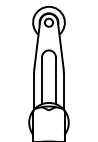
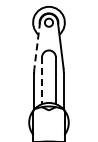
line: solid -> dashed (37, 45)
line: solid -> dashed (42, 81)
